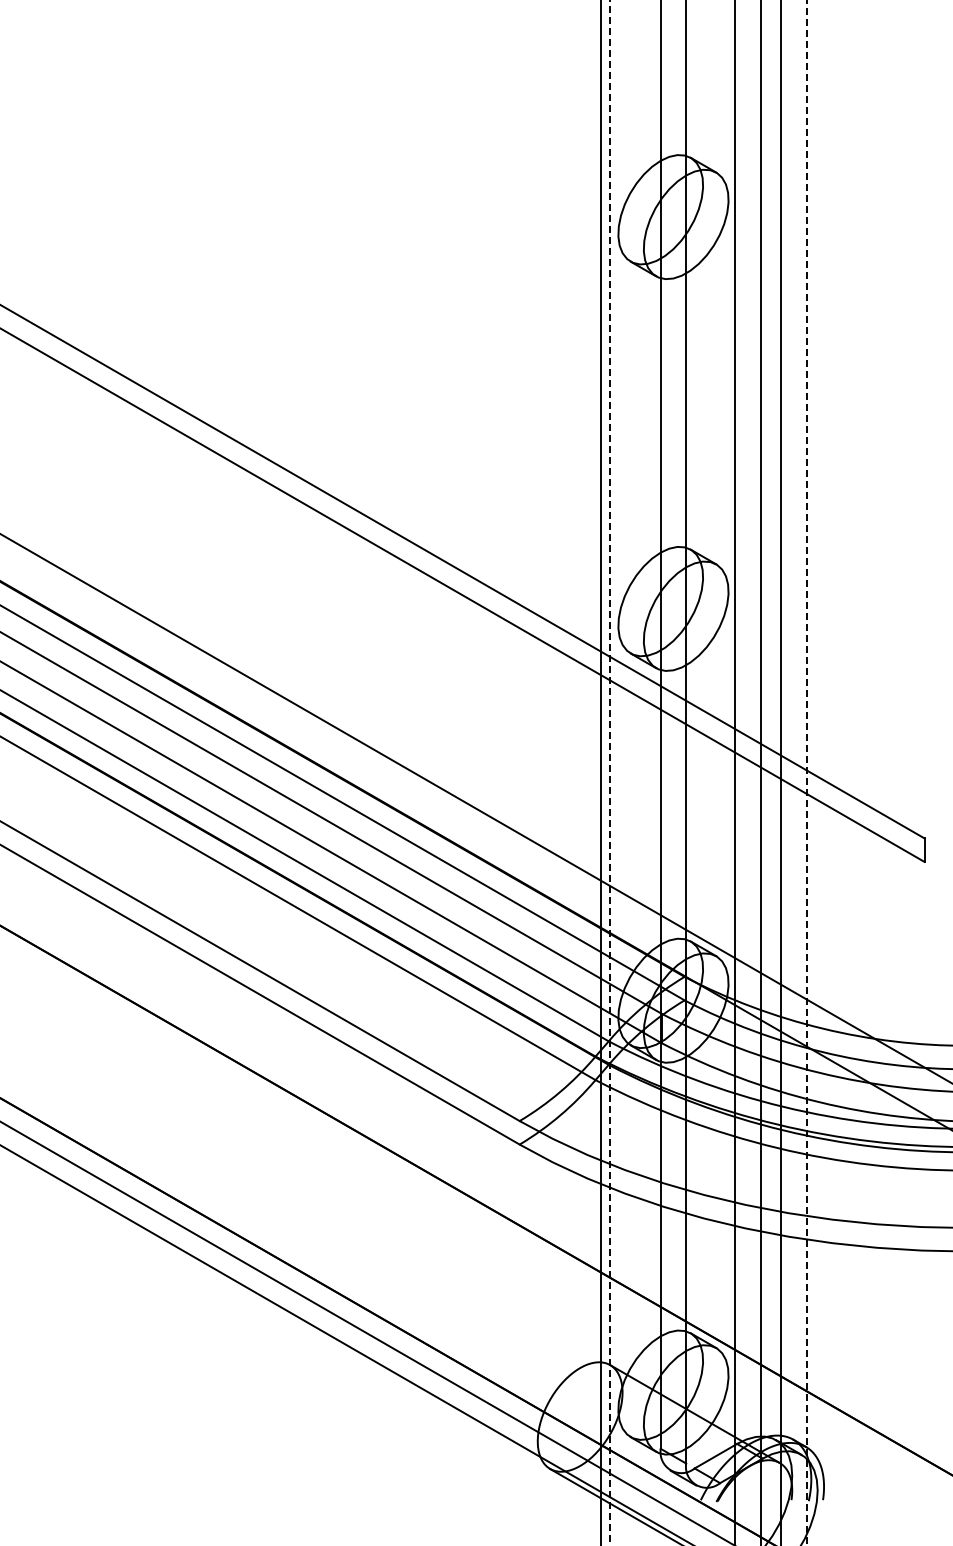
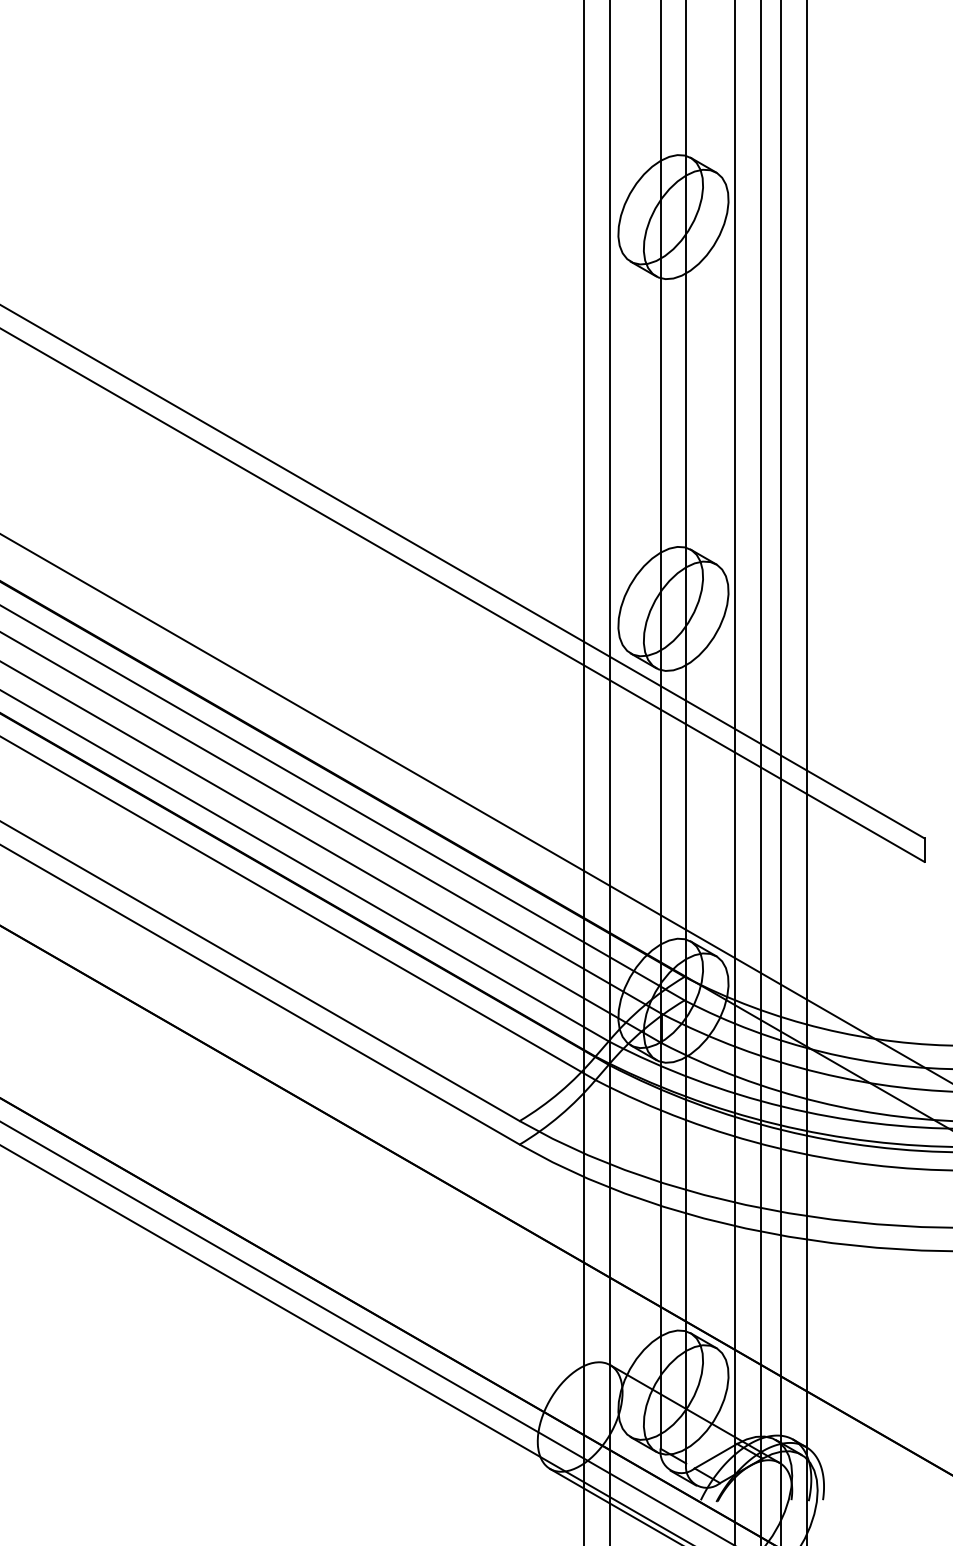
line position: (601, 772) -> (584, 772) (584, 772)
line: dashed -> solid (609, 773)
line: dashed -> solid (806, 773)
